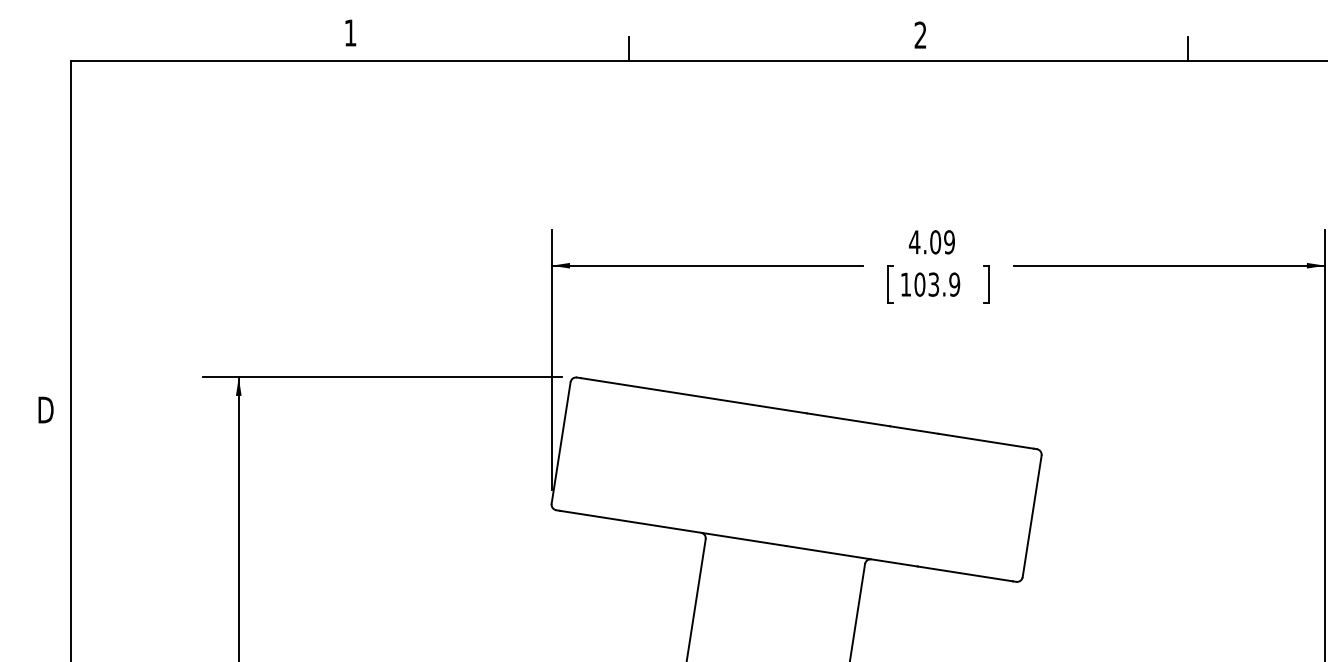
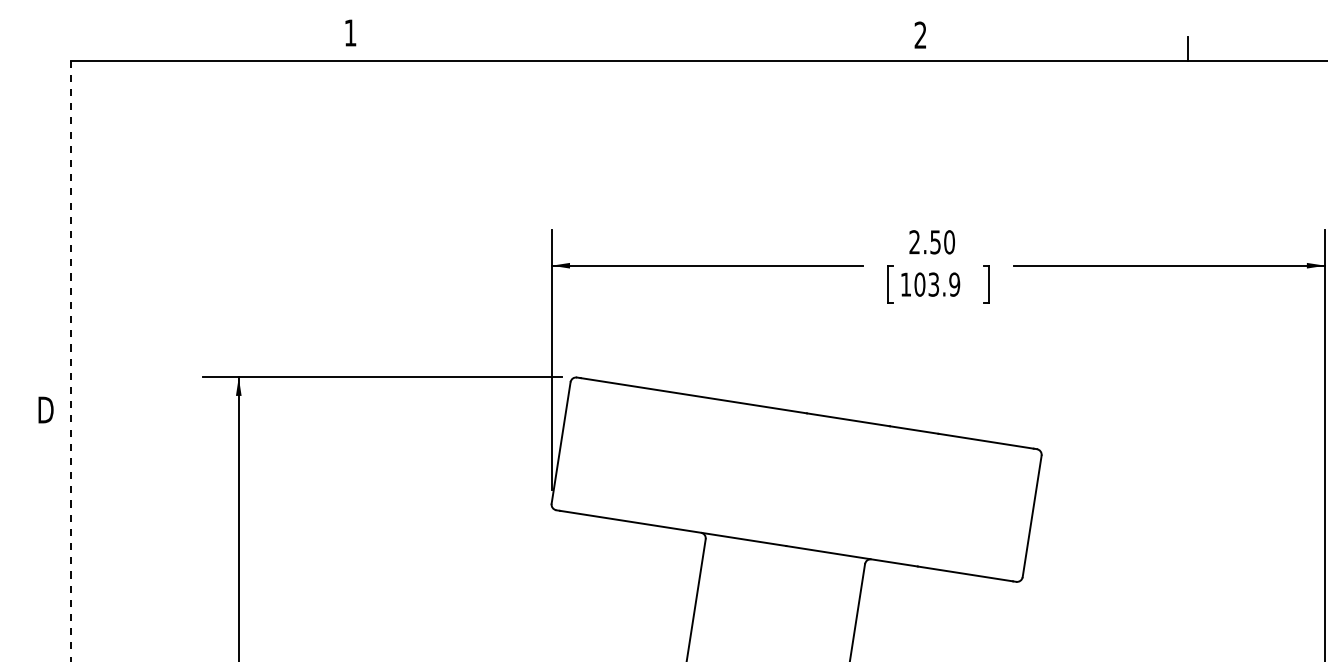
line: present -> none (629, 48)
text: 4.09 -> 2.50 (931, 242)
line: solid -> dashed (70, 361)
